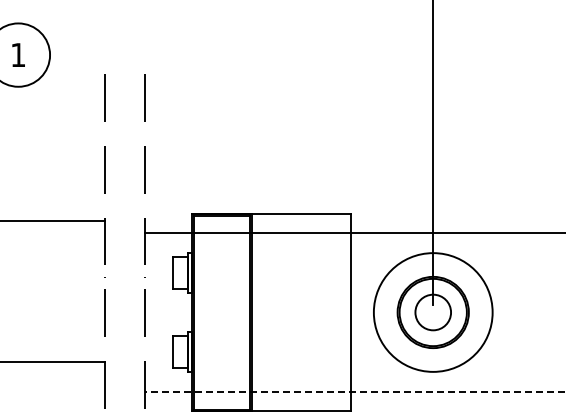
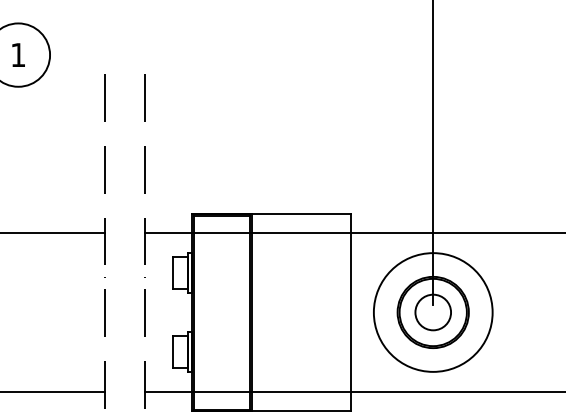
line position: (53, 221) -> (53, 233) (53, 233)
line position: (53, 361) -> (53, 391) (53, 391)
line: dashed -> solid (354, 391)
